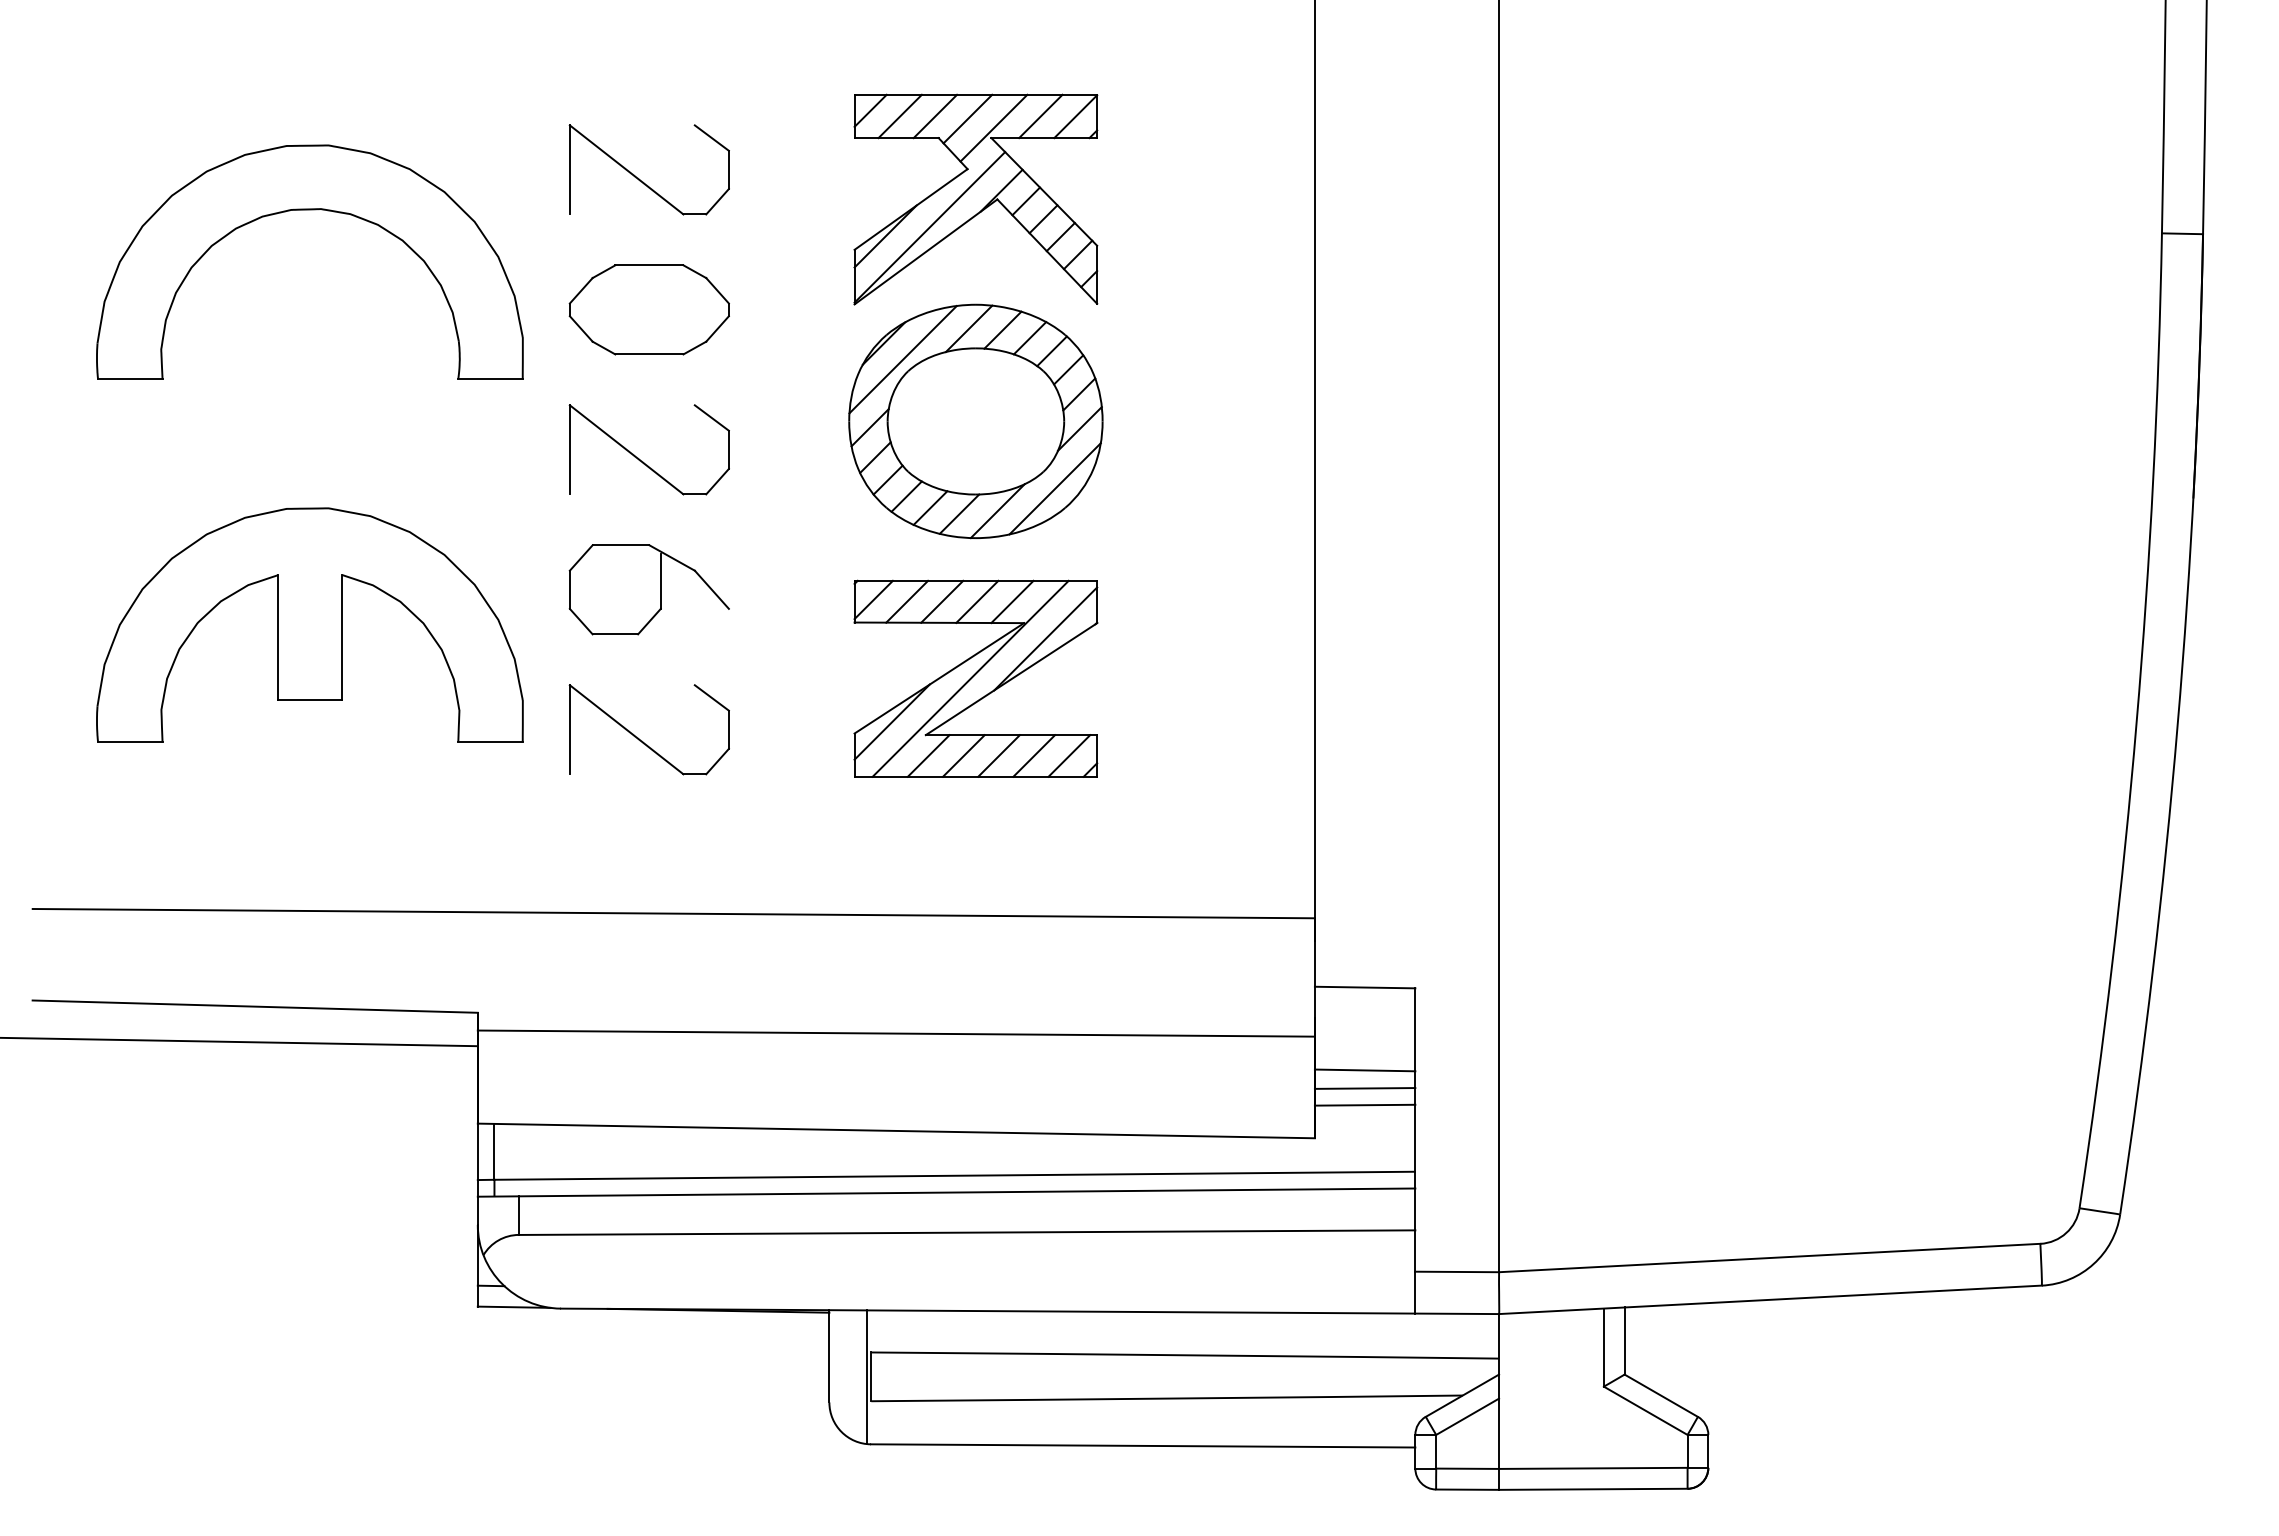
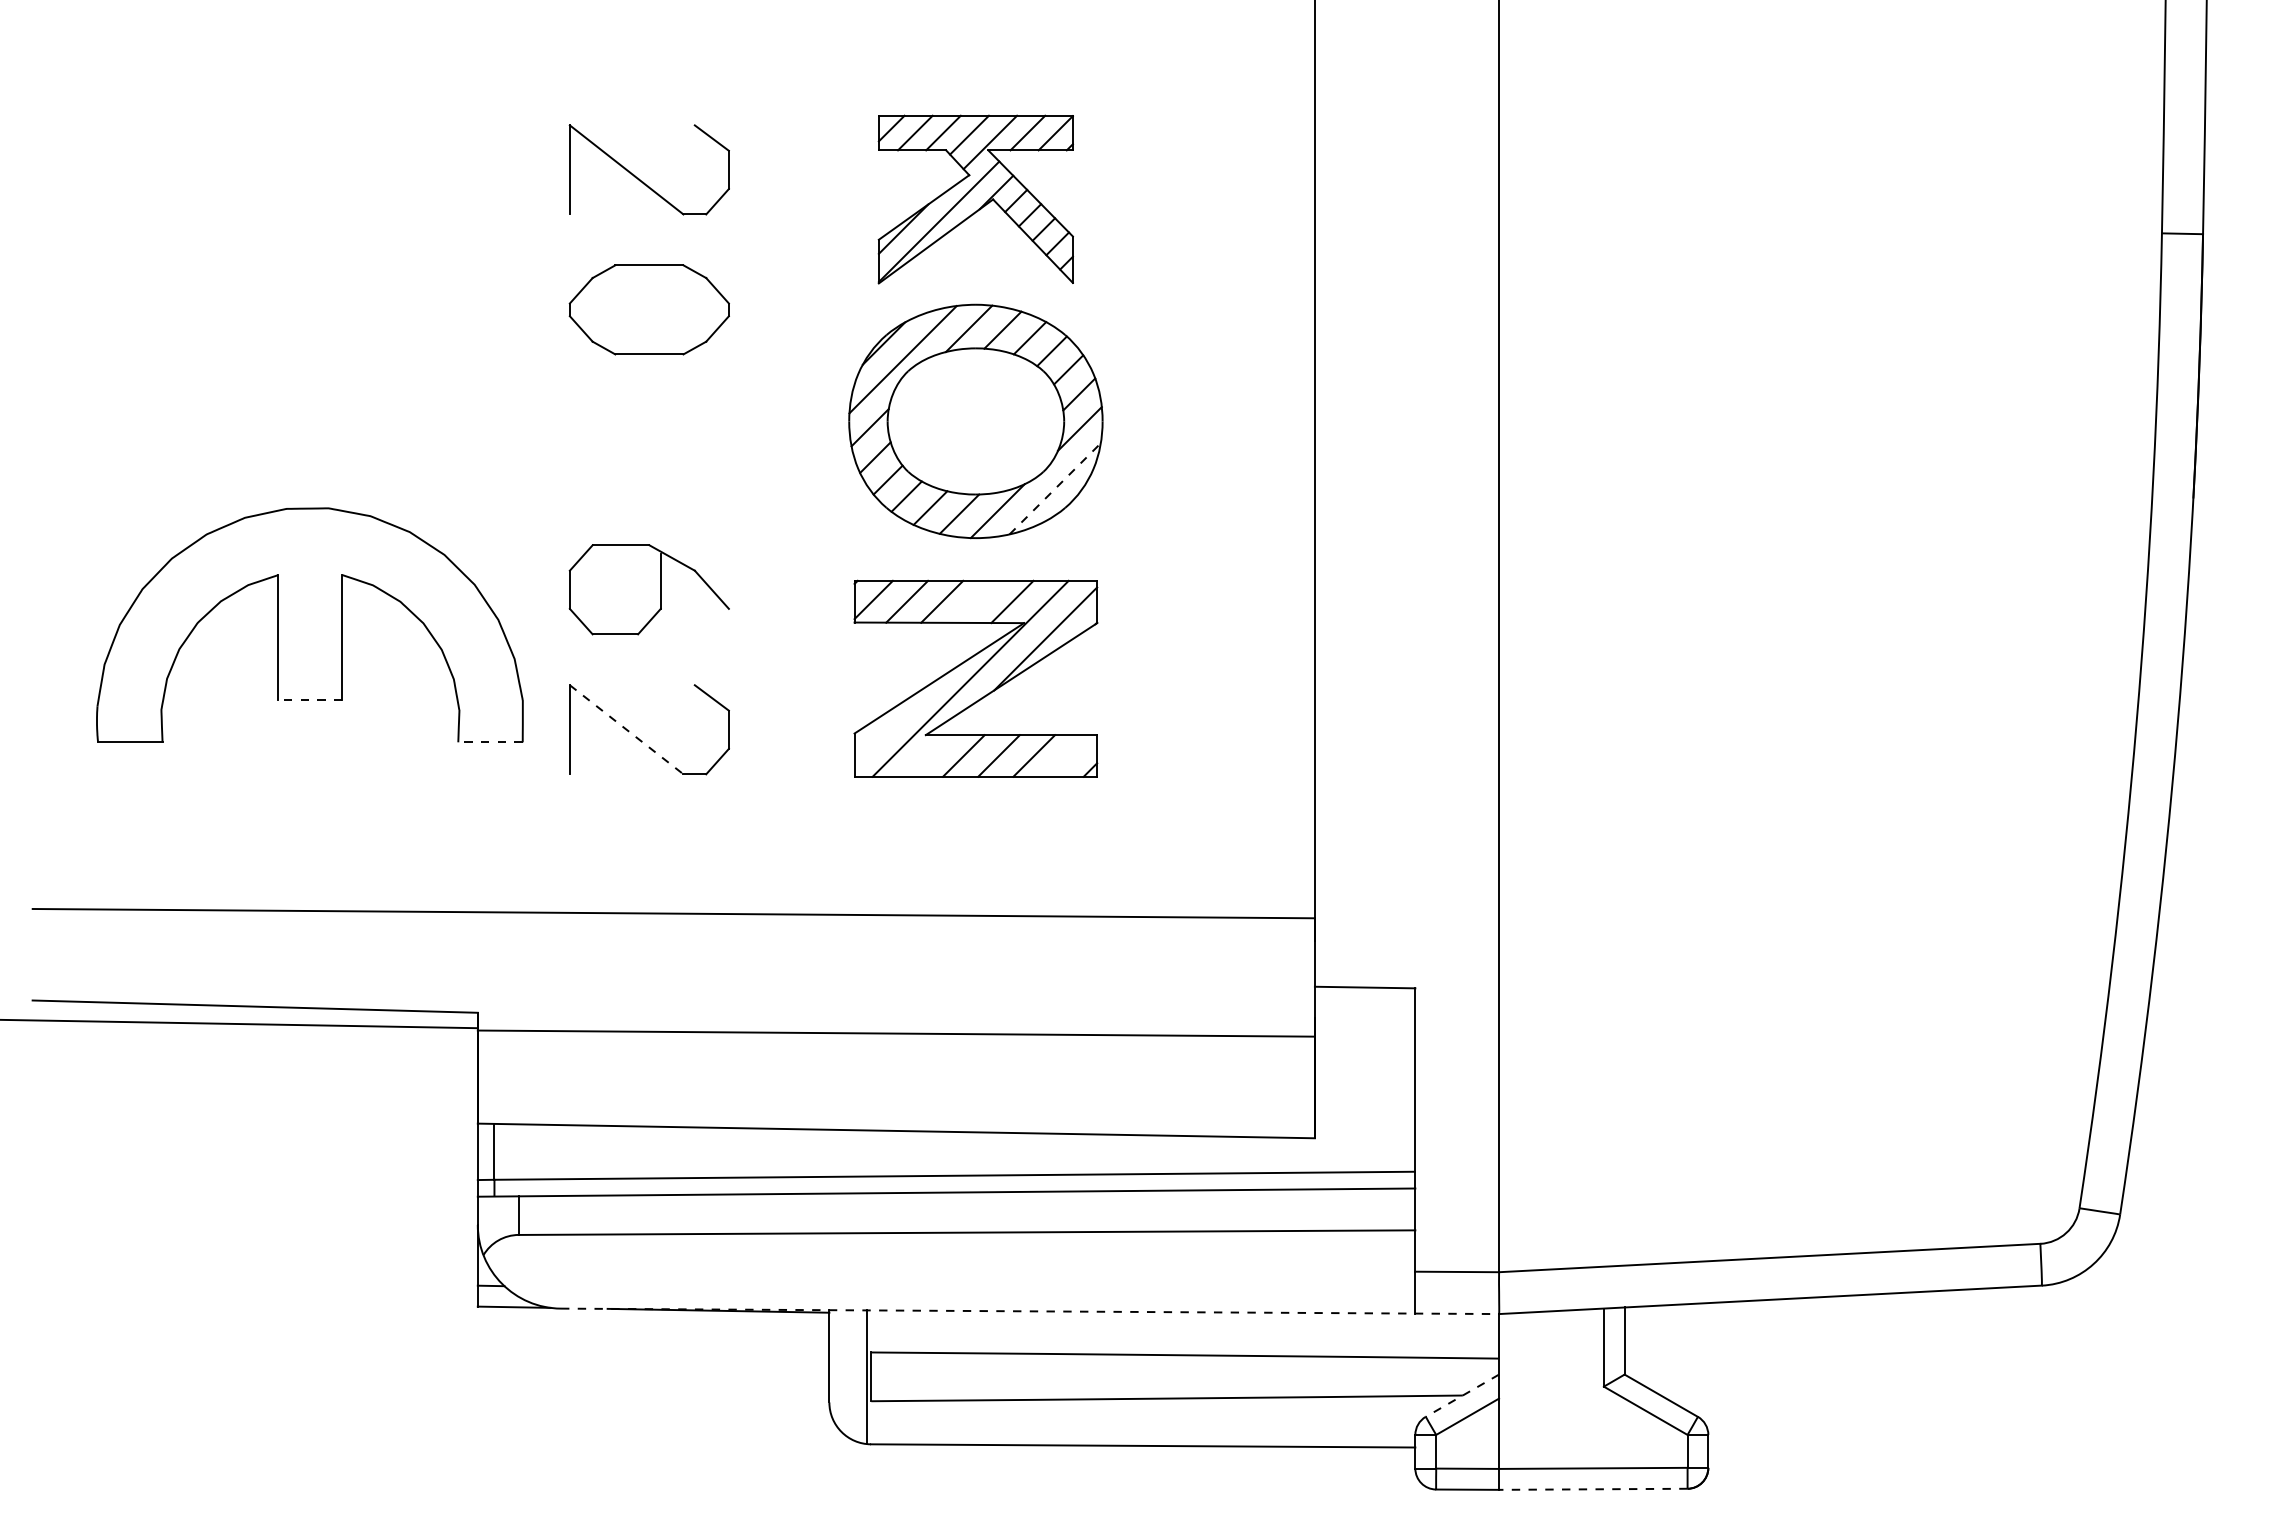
part size: 246x213 px -> 197x171 px (975, 199)
part: present -> none (309, 210)
part: present -> none (639, 458)
line: solid -> dashed (1055, 488)
line: present -> none (977, 601)
line: solid -> dashed (309, 699)
line: present -> none (891, 721)
line: solid -> dashed (627, 730)
line: solid -> dashed (490, 742)
line: present -> none (928, 755)
line: present -> none (1069, 755)
line position: (239, 1041) -> (239, 1023) (239, 1023)
line: present -> none (1364, 1070)
line: present -> none (1364, 1088)
line: present -> none (1364, 1104)
line: solid -> dashed (1030, 1311)
line: solid -> dashed (1462, 1395)
line: solid -> dashed (1592, 1489)
